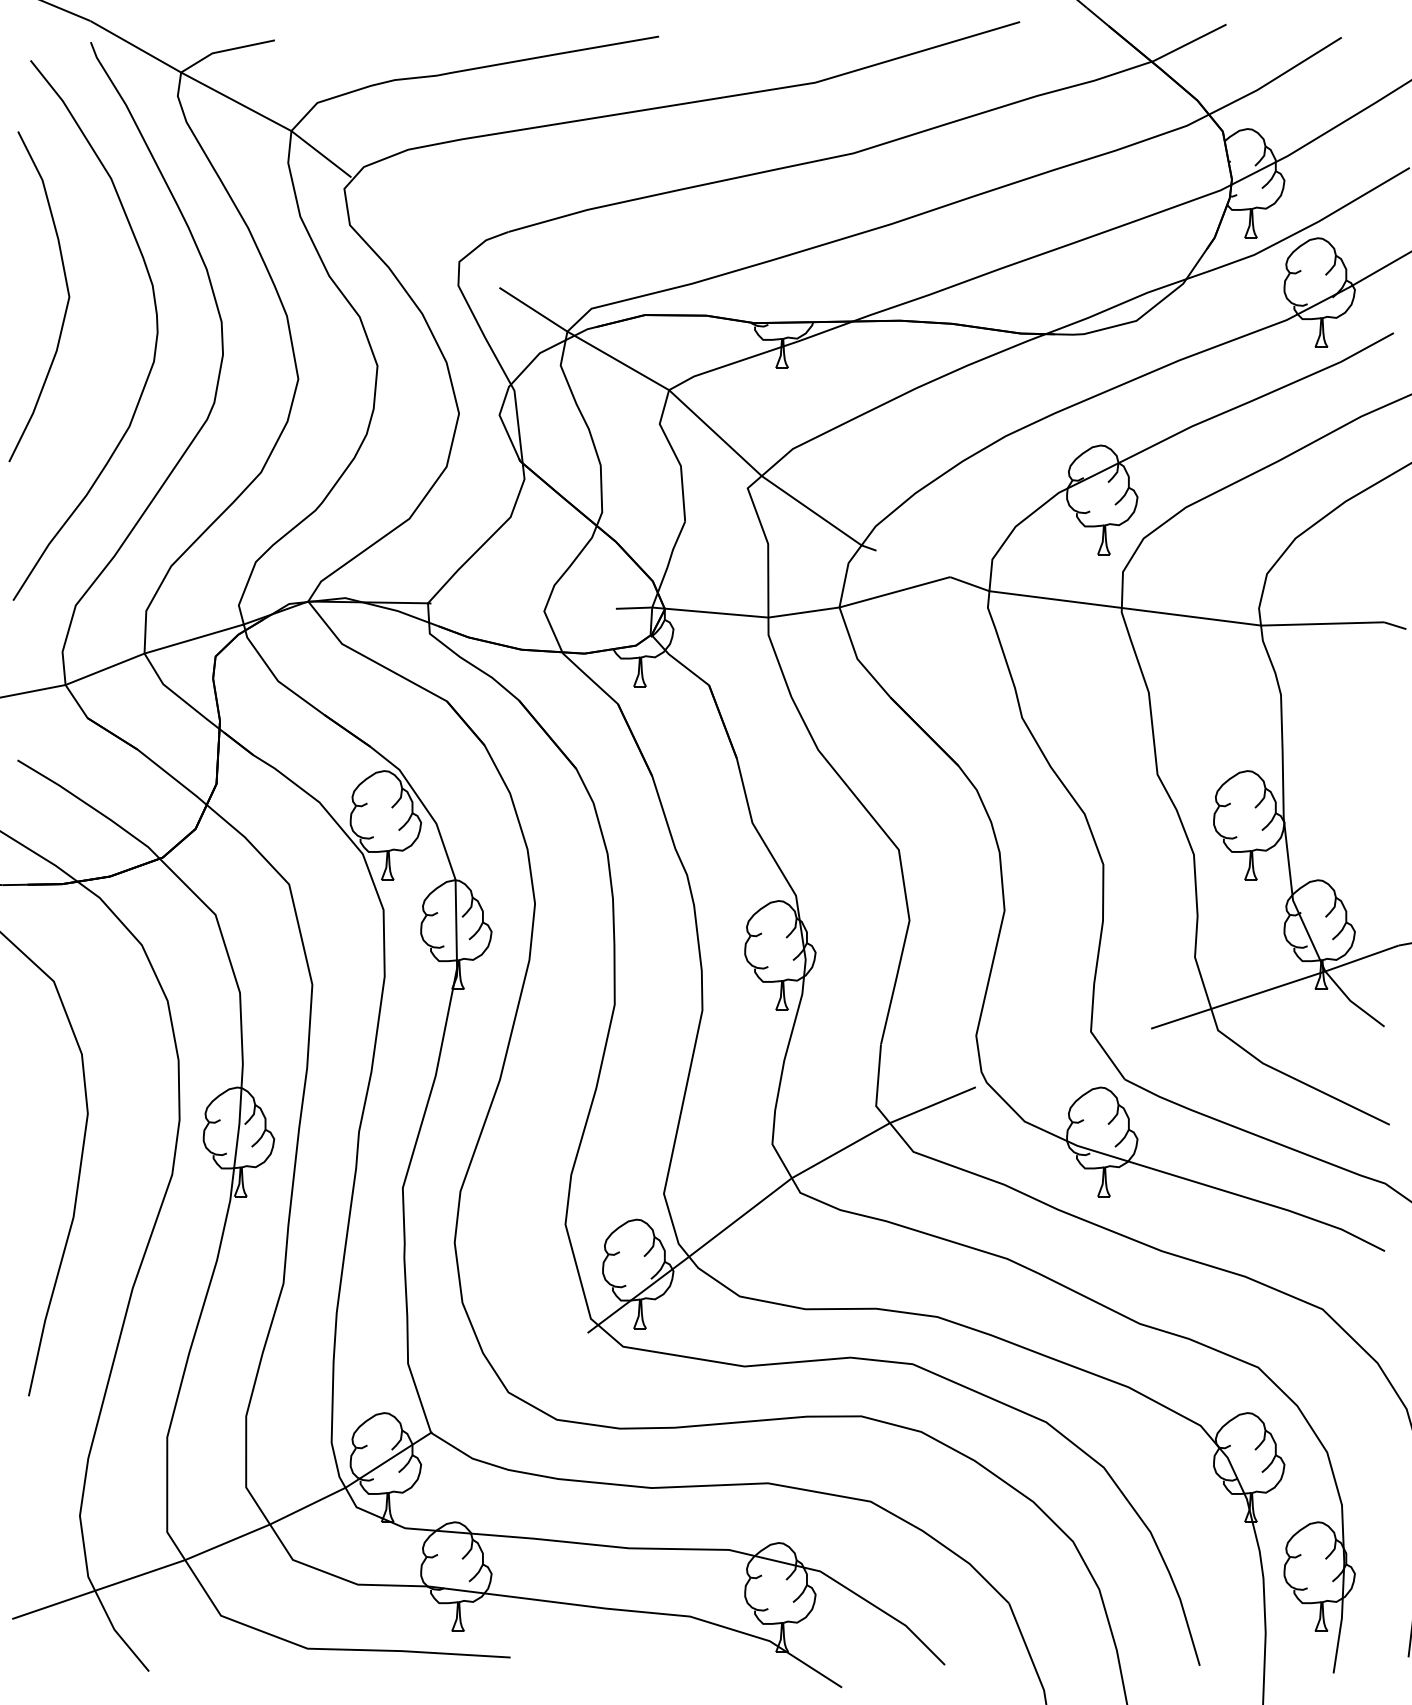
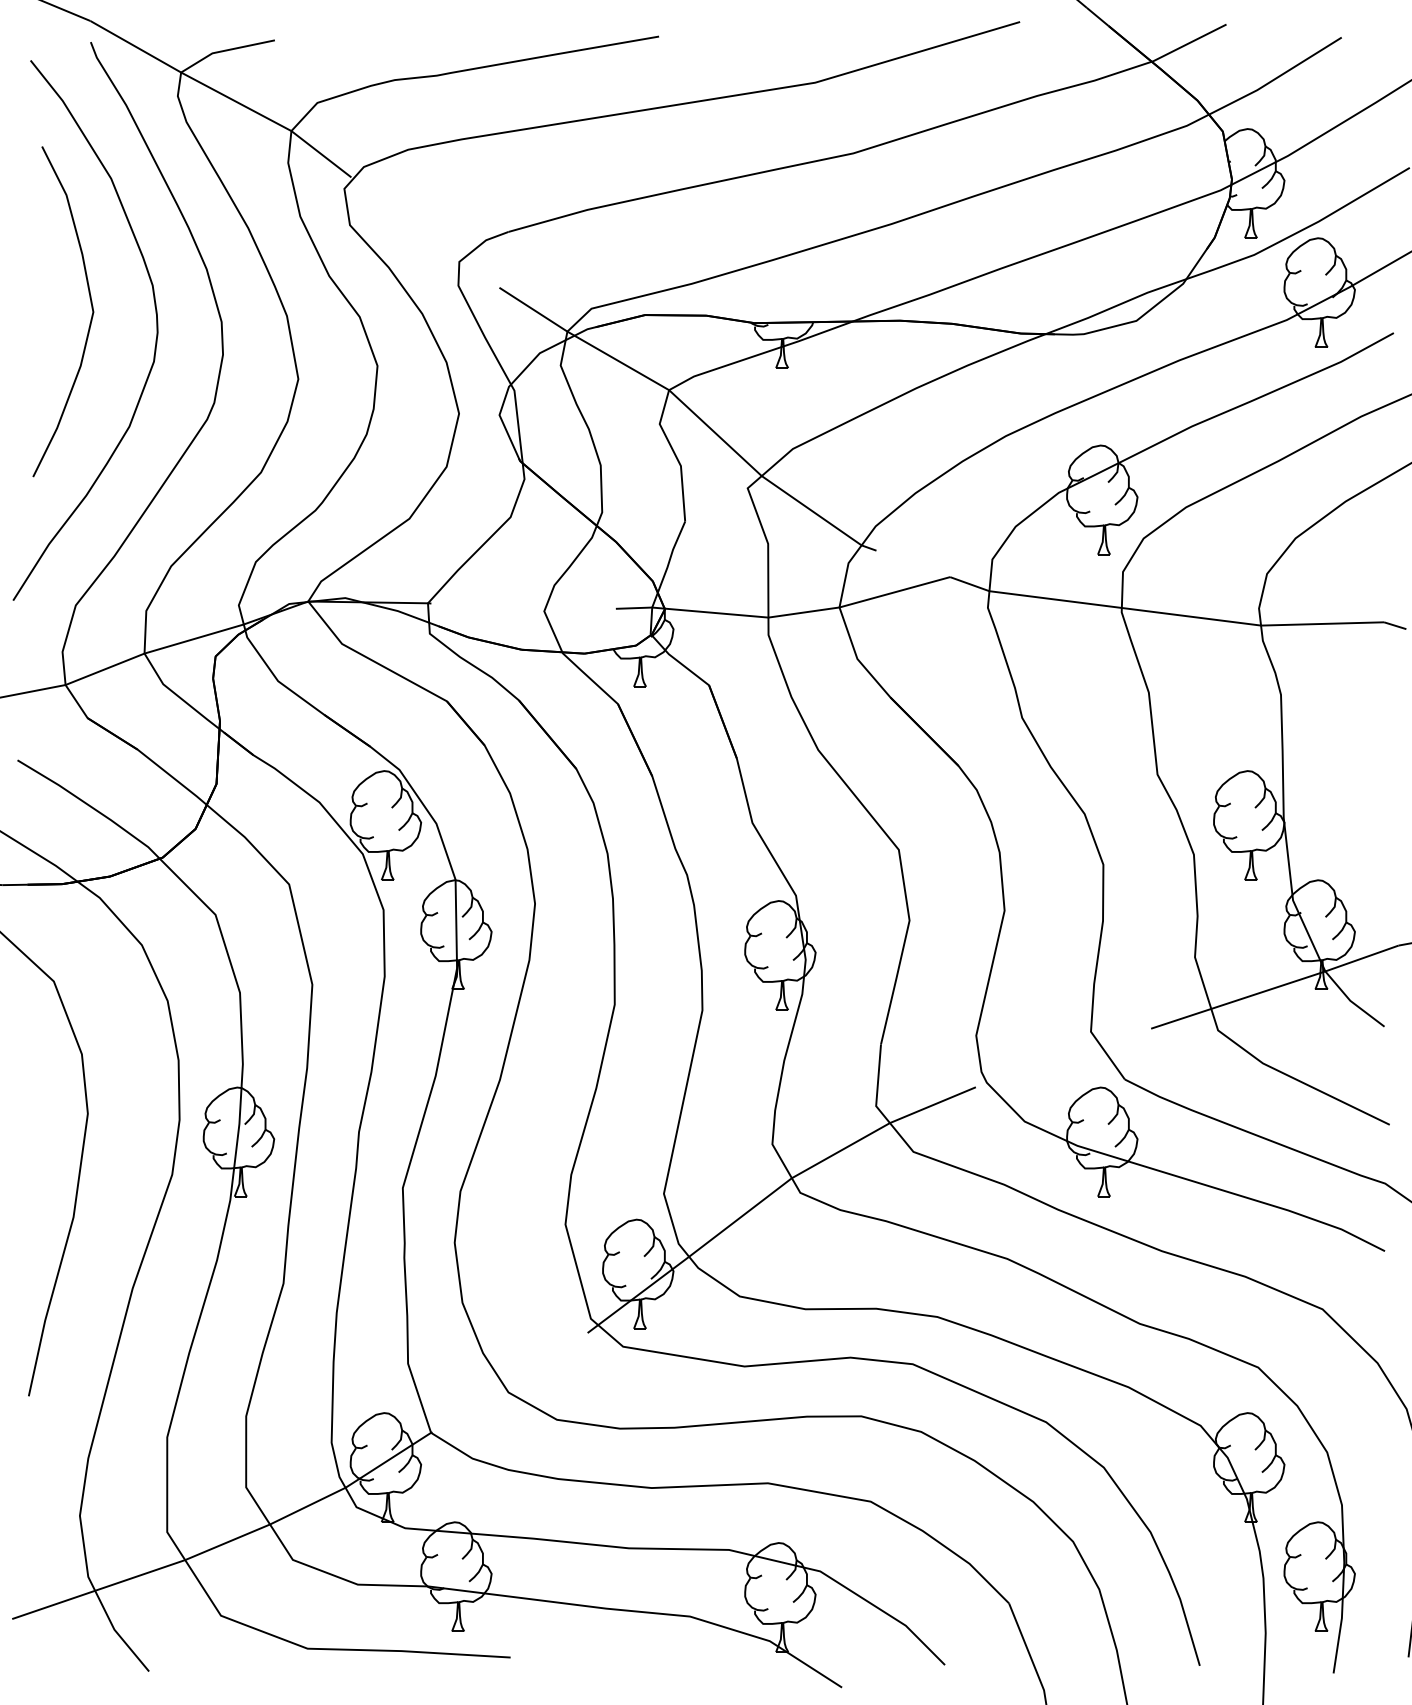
curve position: (66, 288) -> (90, 303) (90, 303)
